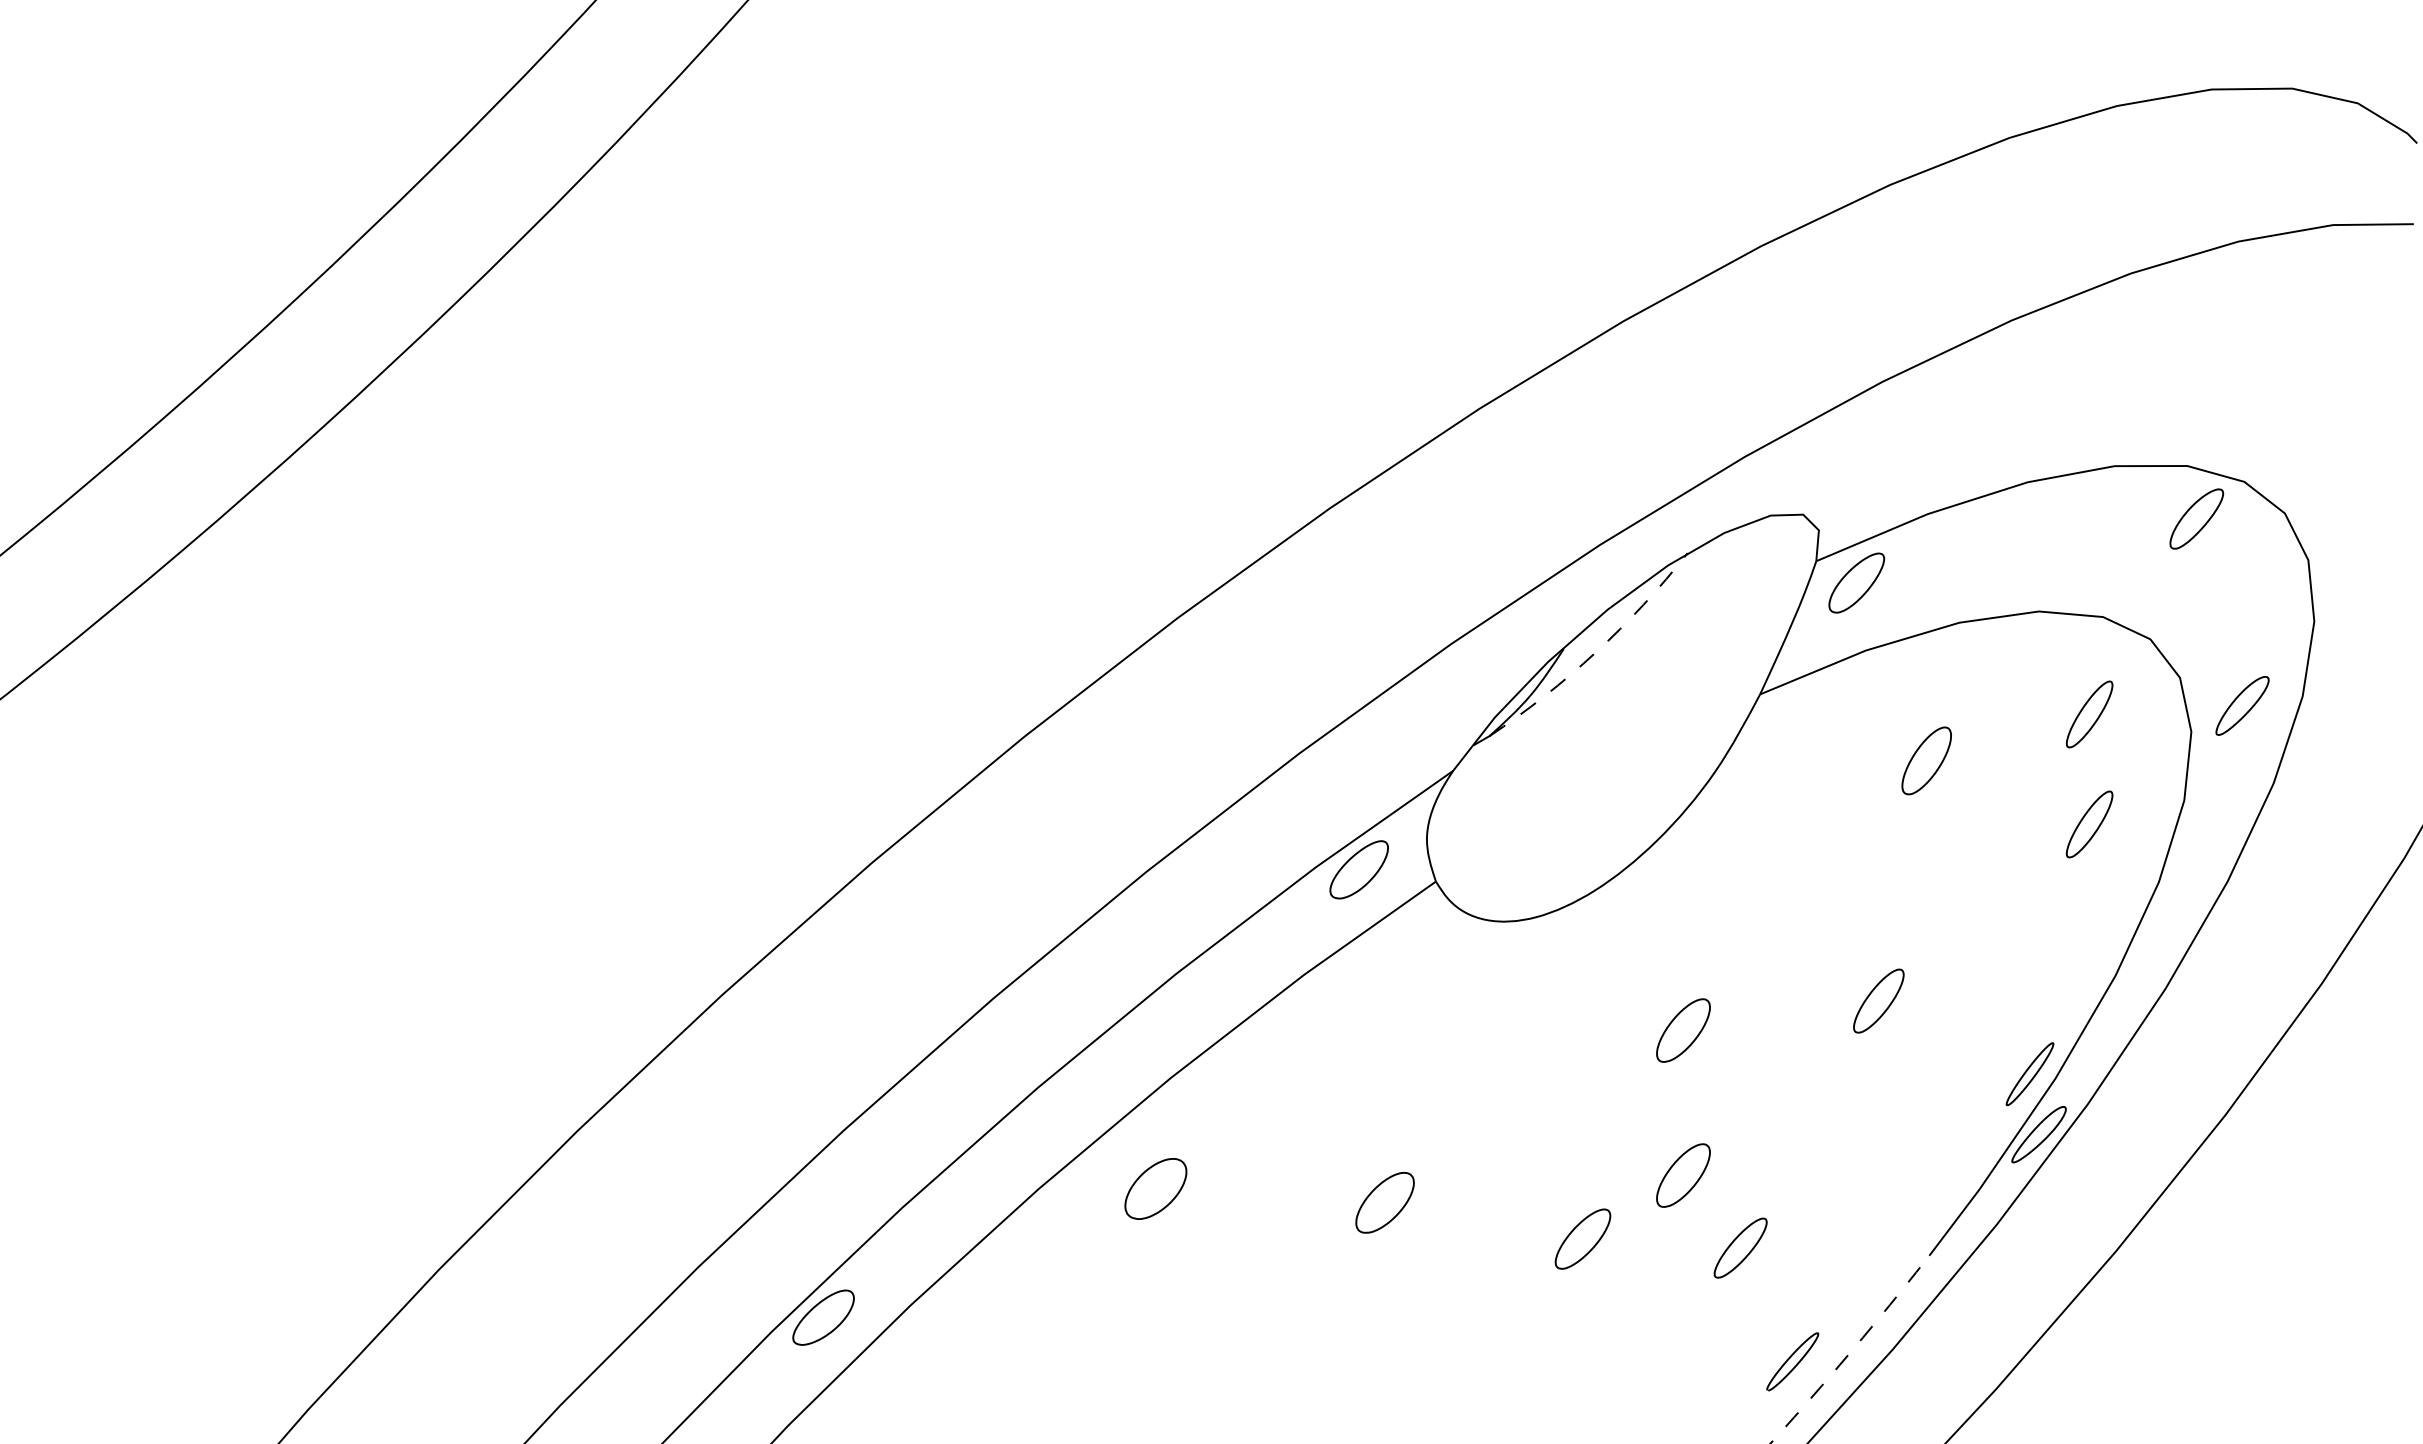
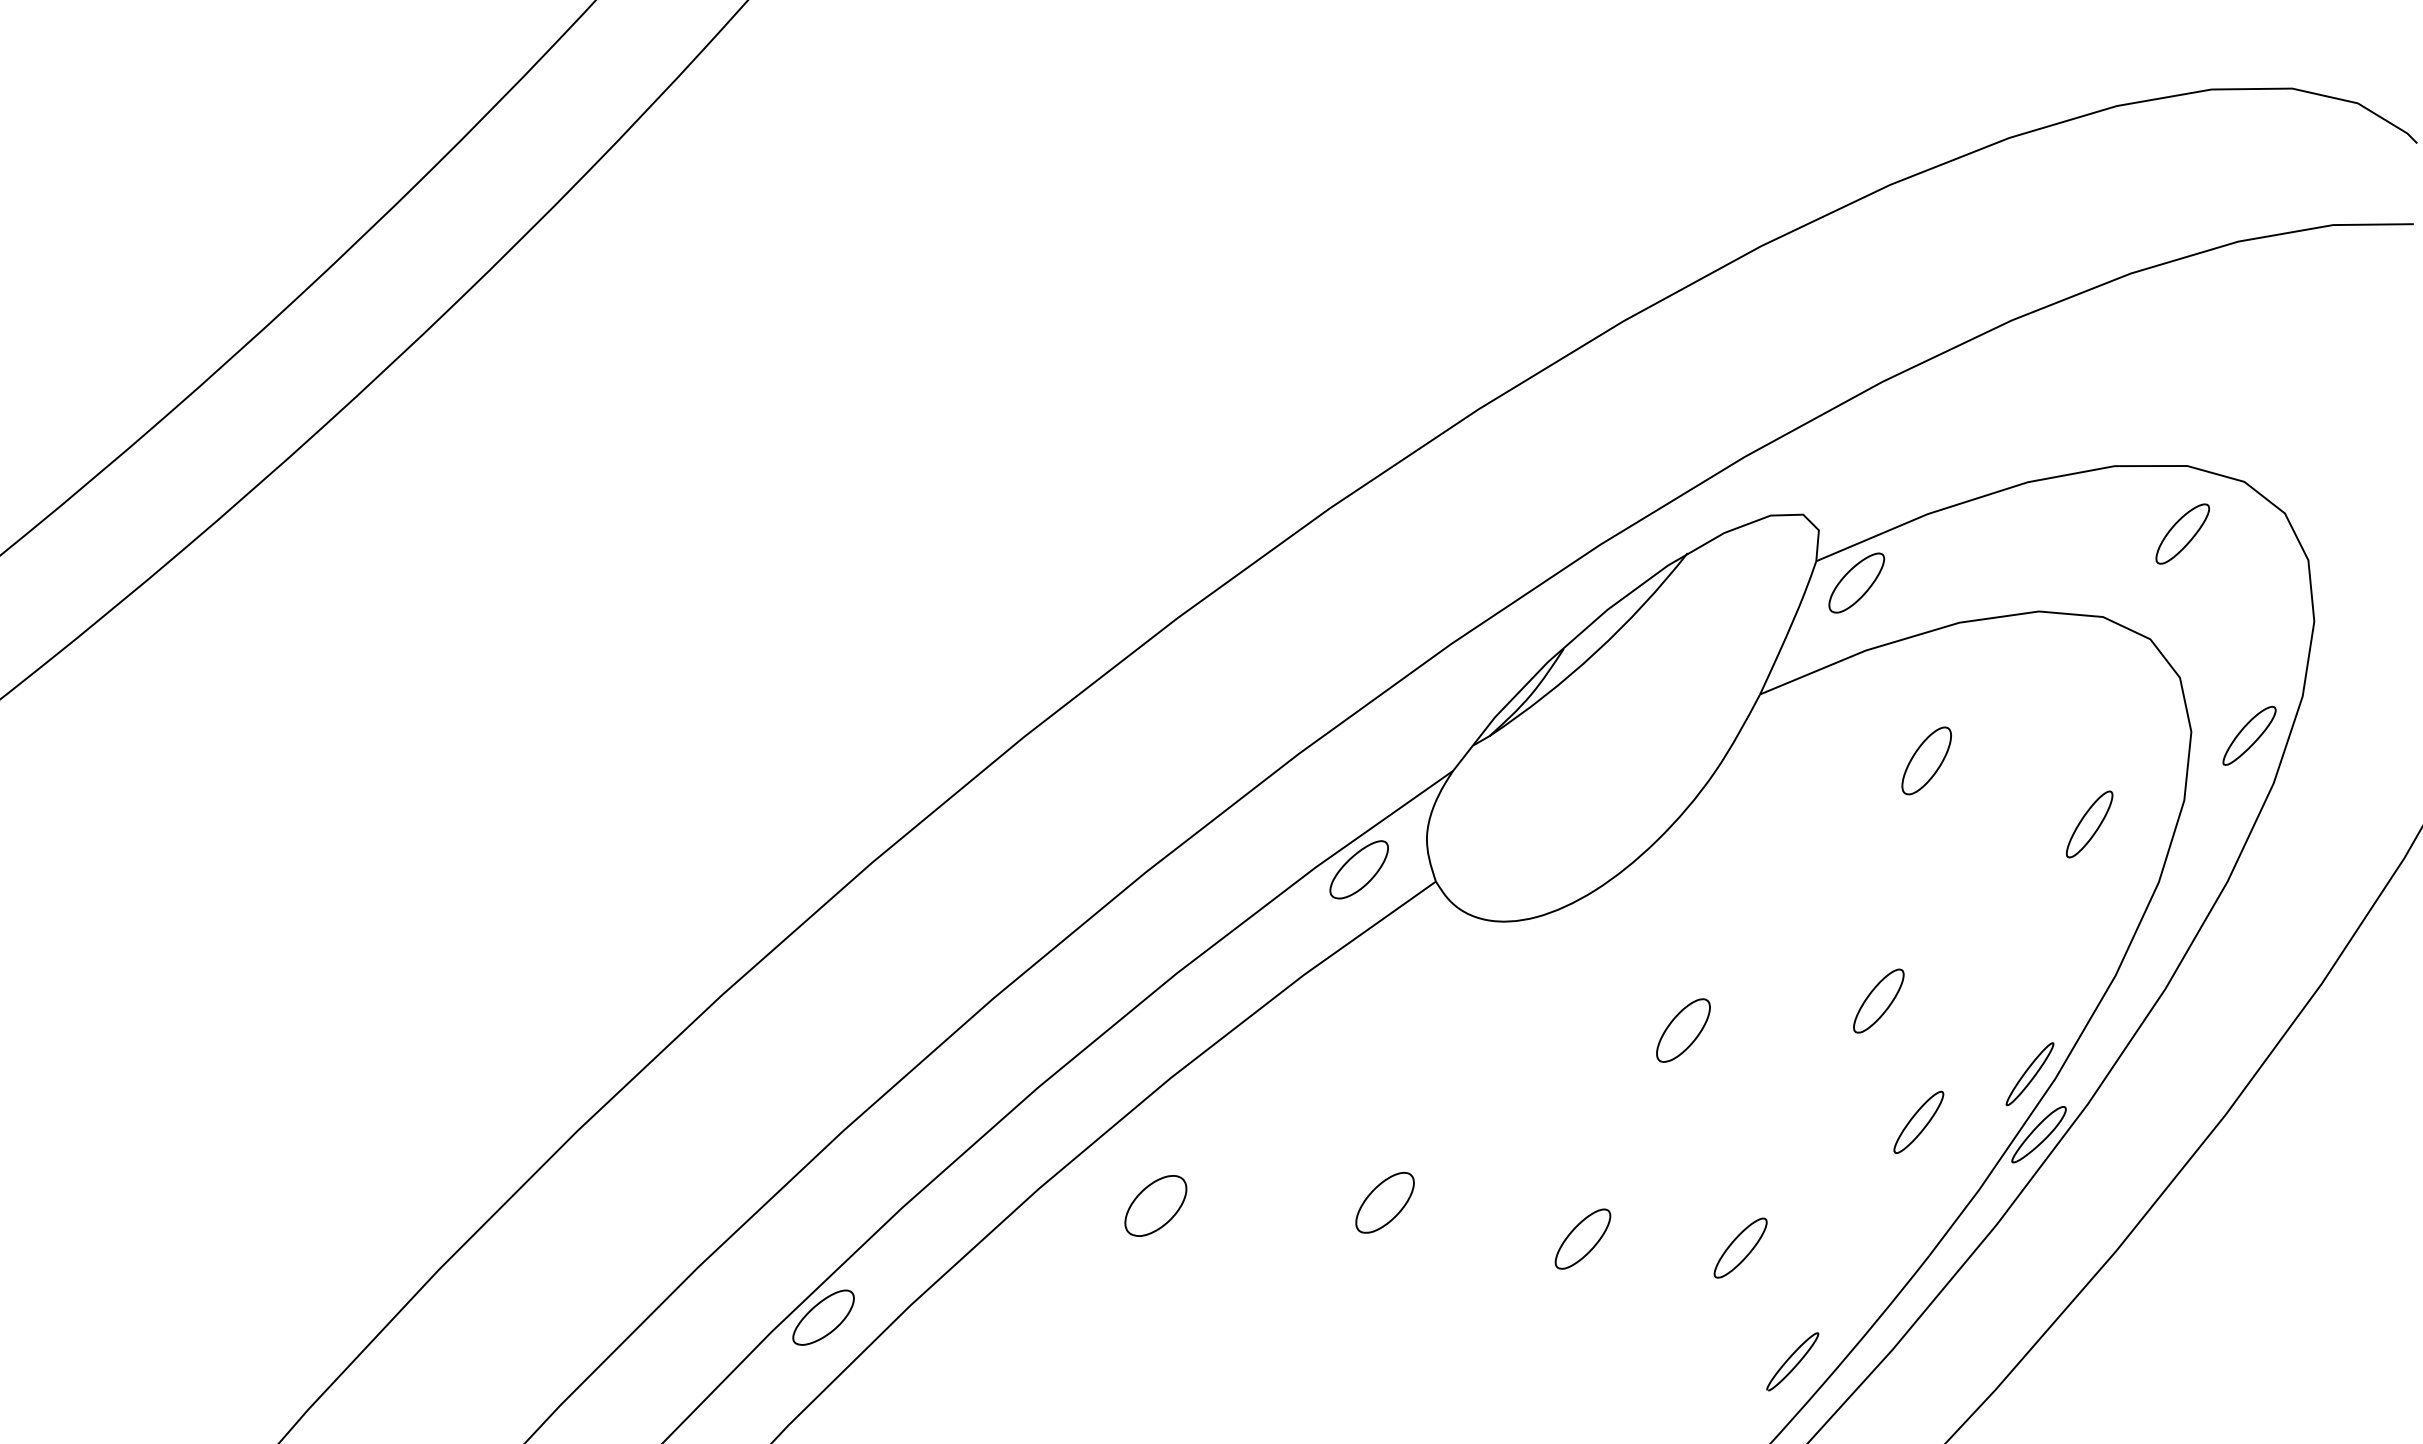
part position: (2196, 518) -> (2182, 533) (2182, 533)
arc: dashed -> solid (1595, 652)
part position: (2242, 705) -> (2249, 735) (2249, 735)
part: present -> none (2089, 714)
part: none -> present (1918, 1121)
part: present -> none (1683, 1175)
part position: (1155, 1188) -> (1155, 1205) (1155, 1205)
arc: dashed -> solid (1851, 1351)
